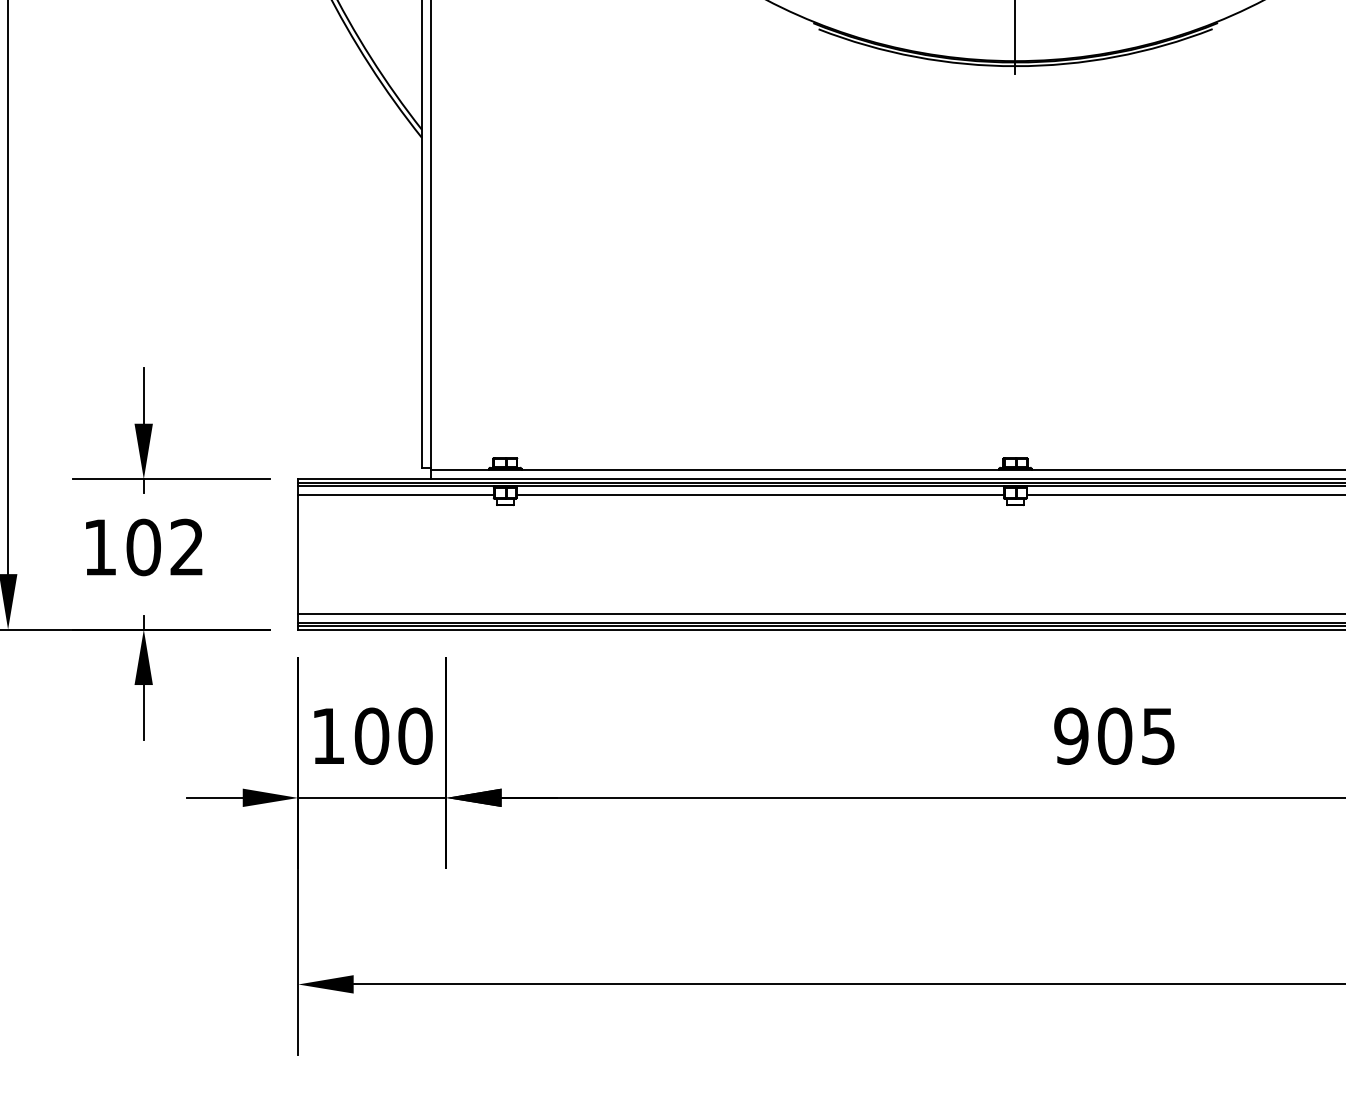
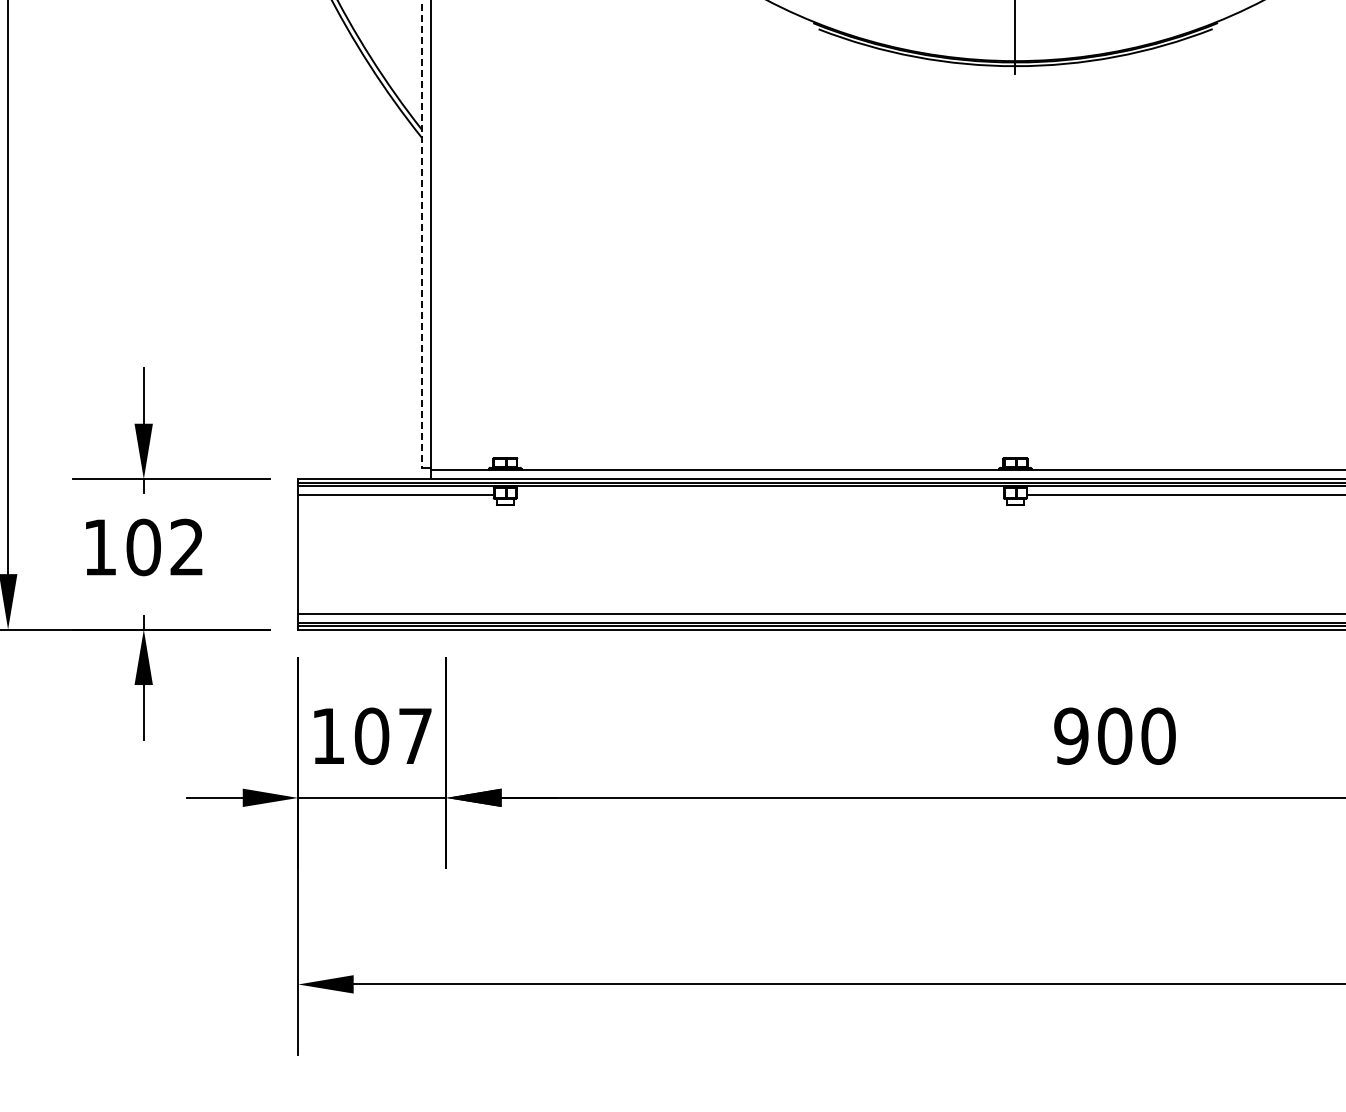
line: solid -> dashed (421, 234)
line: present -> none (759, 494)
text: 100 -> 107 (415, 735)
text: 905 -> 900 (1158, 735)
